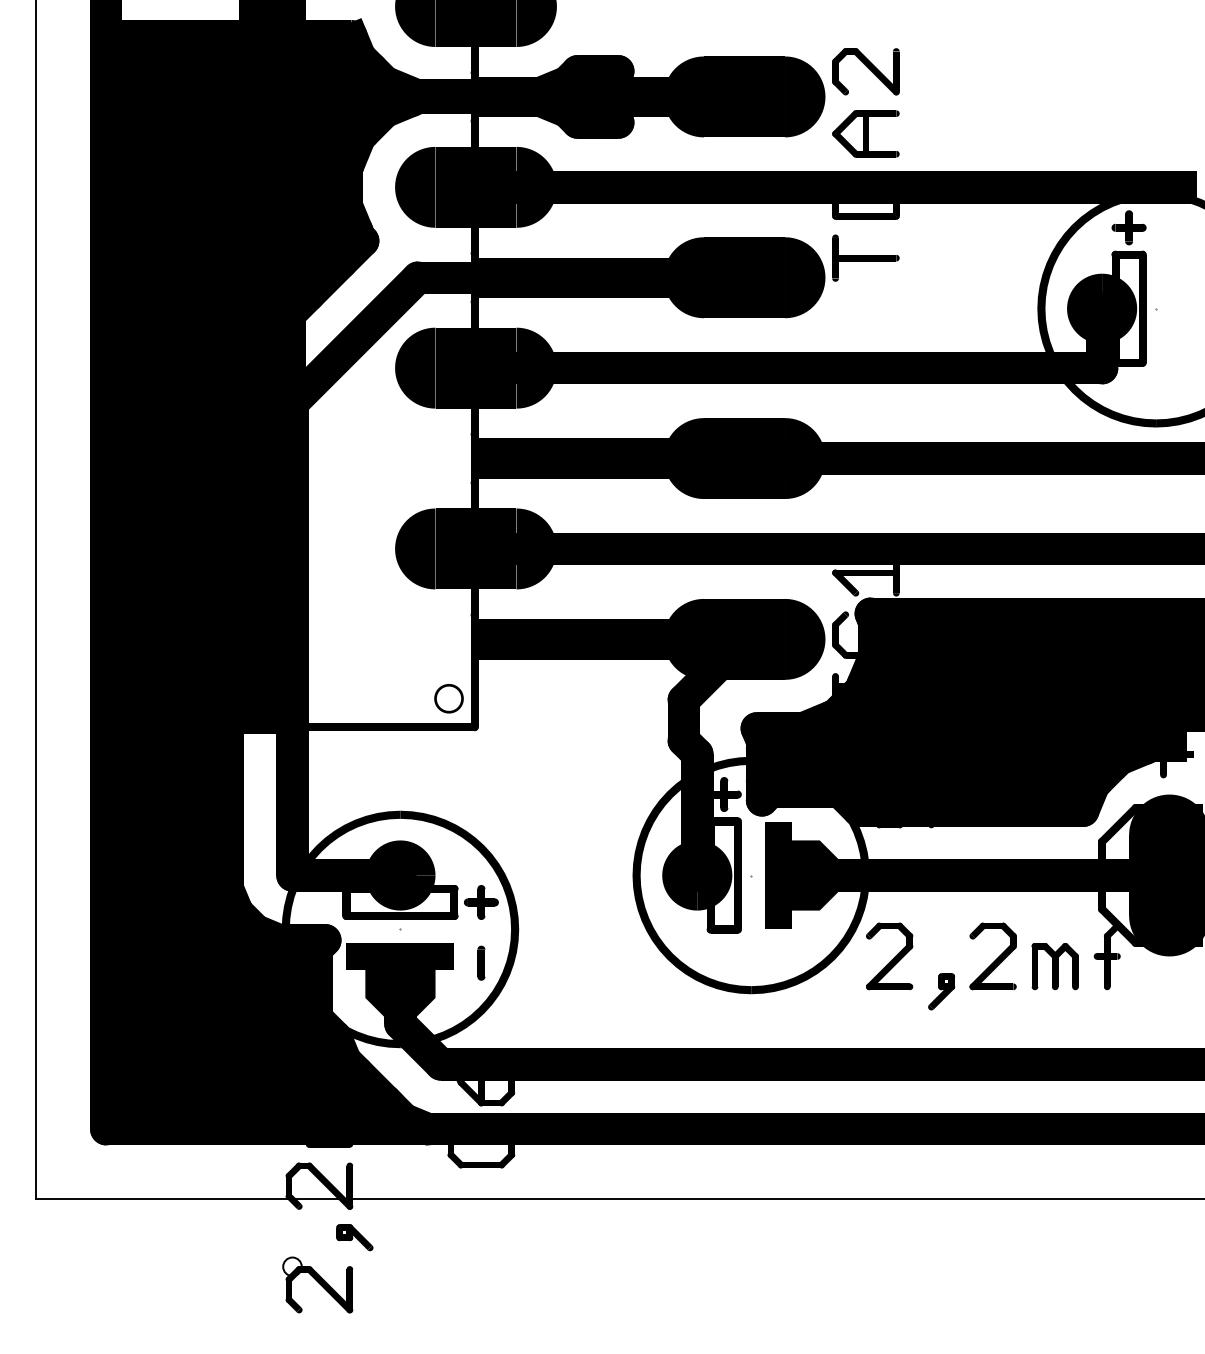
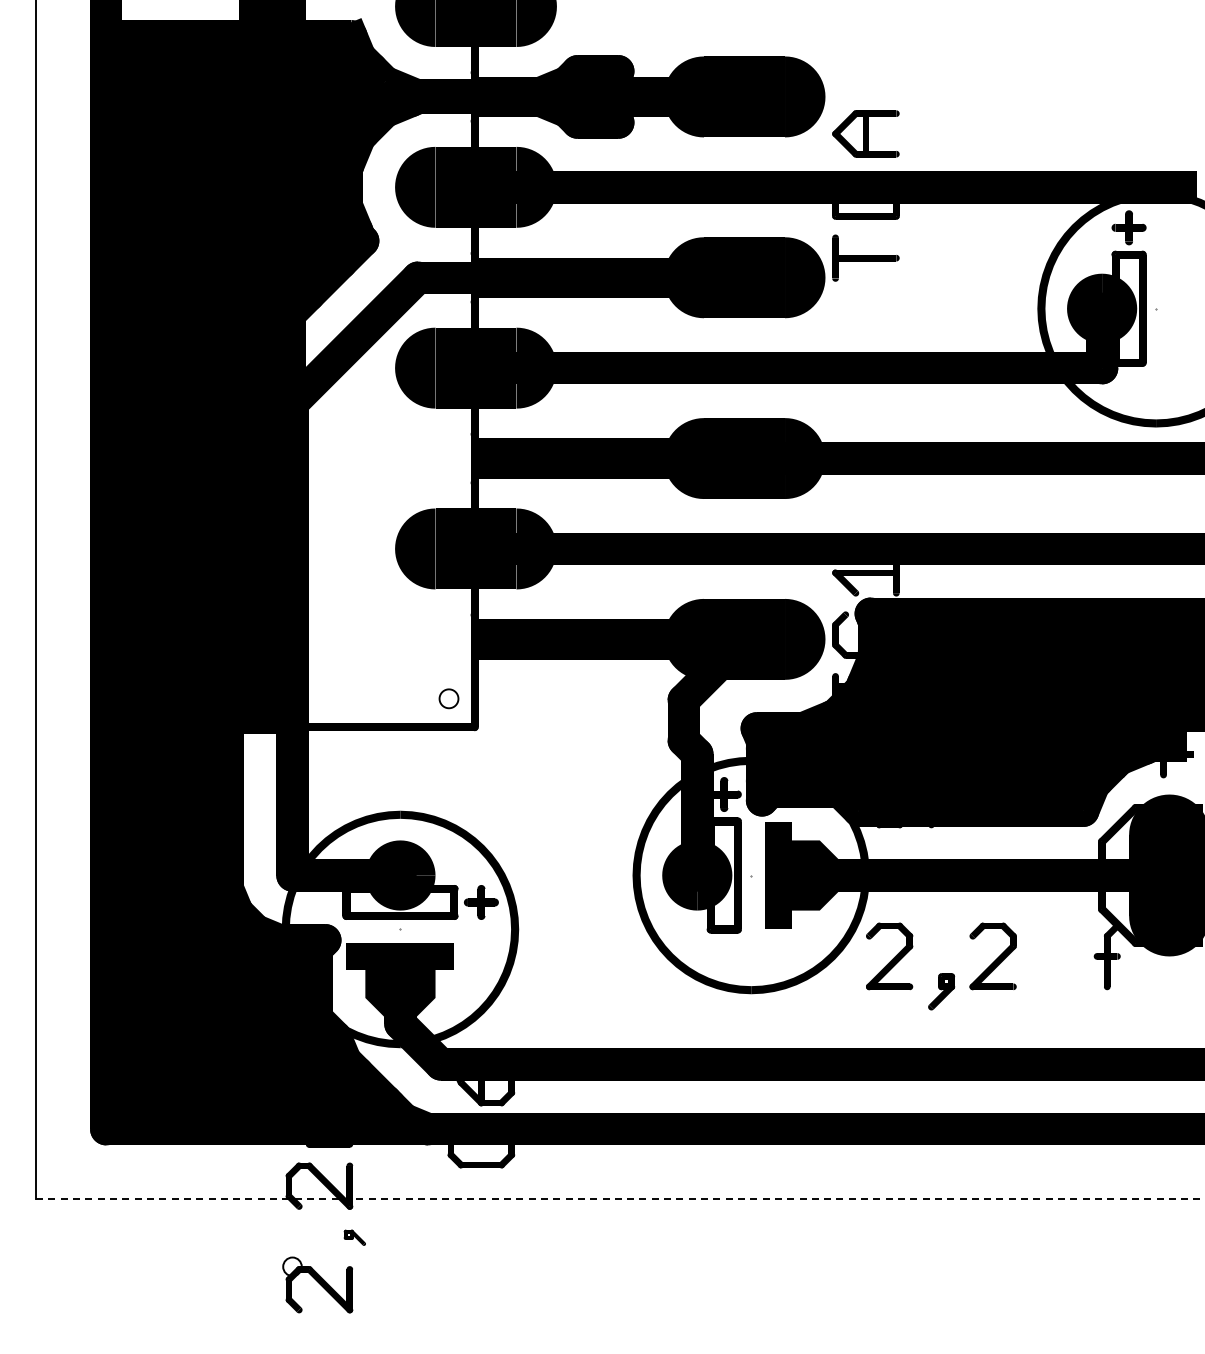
part: present -> none (865, 71)
part size: 30x30 px -> 22x22 px (448, 698)
part: present -> none (481, 962)
part: present -> none (1054, 966)
line: solid -> dashed (621, 1199)
part size: 38x28 px -> 23x17 px (354, 1237)
